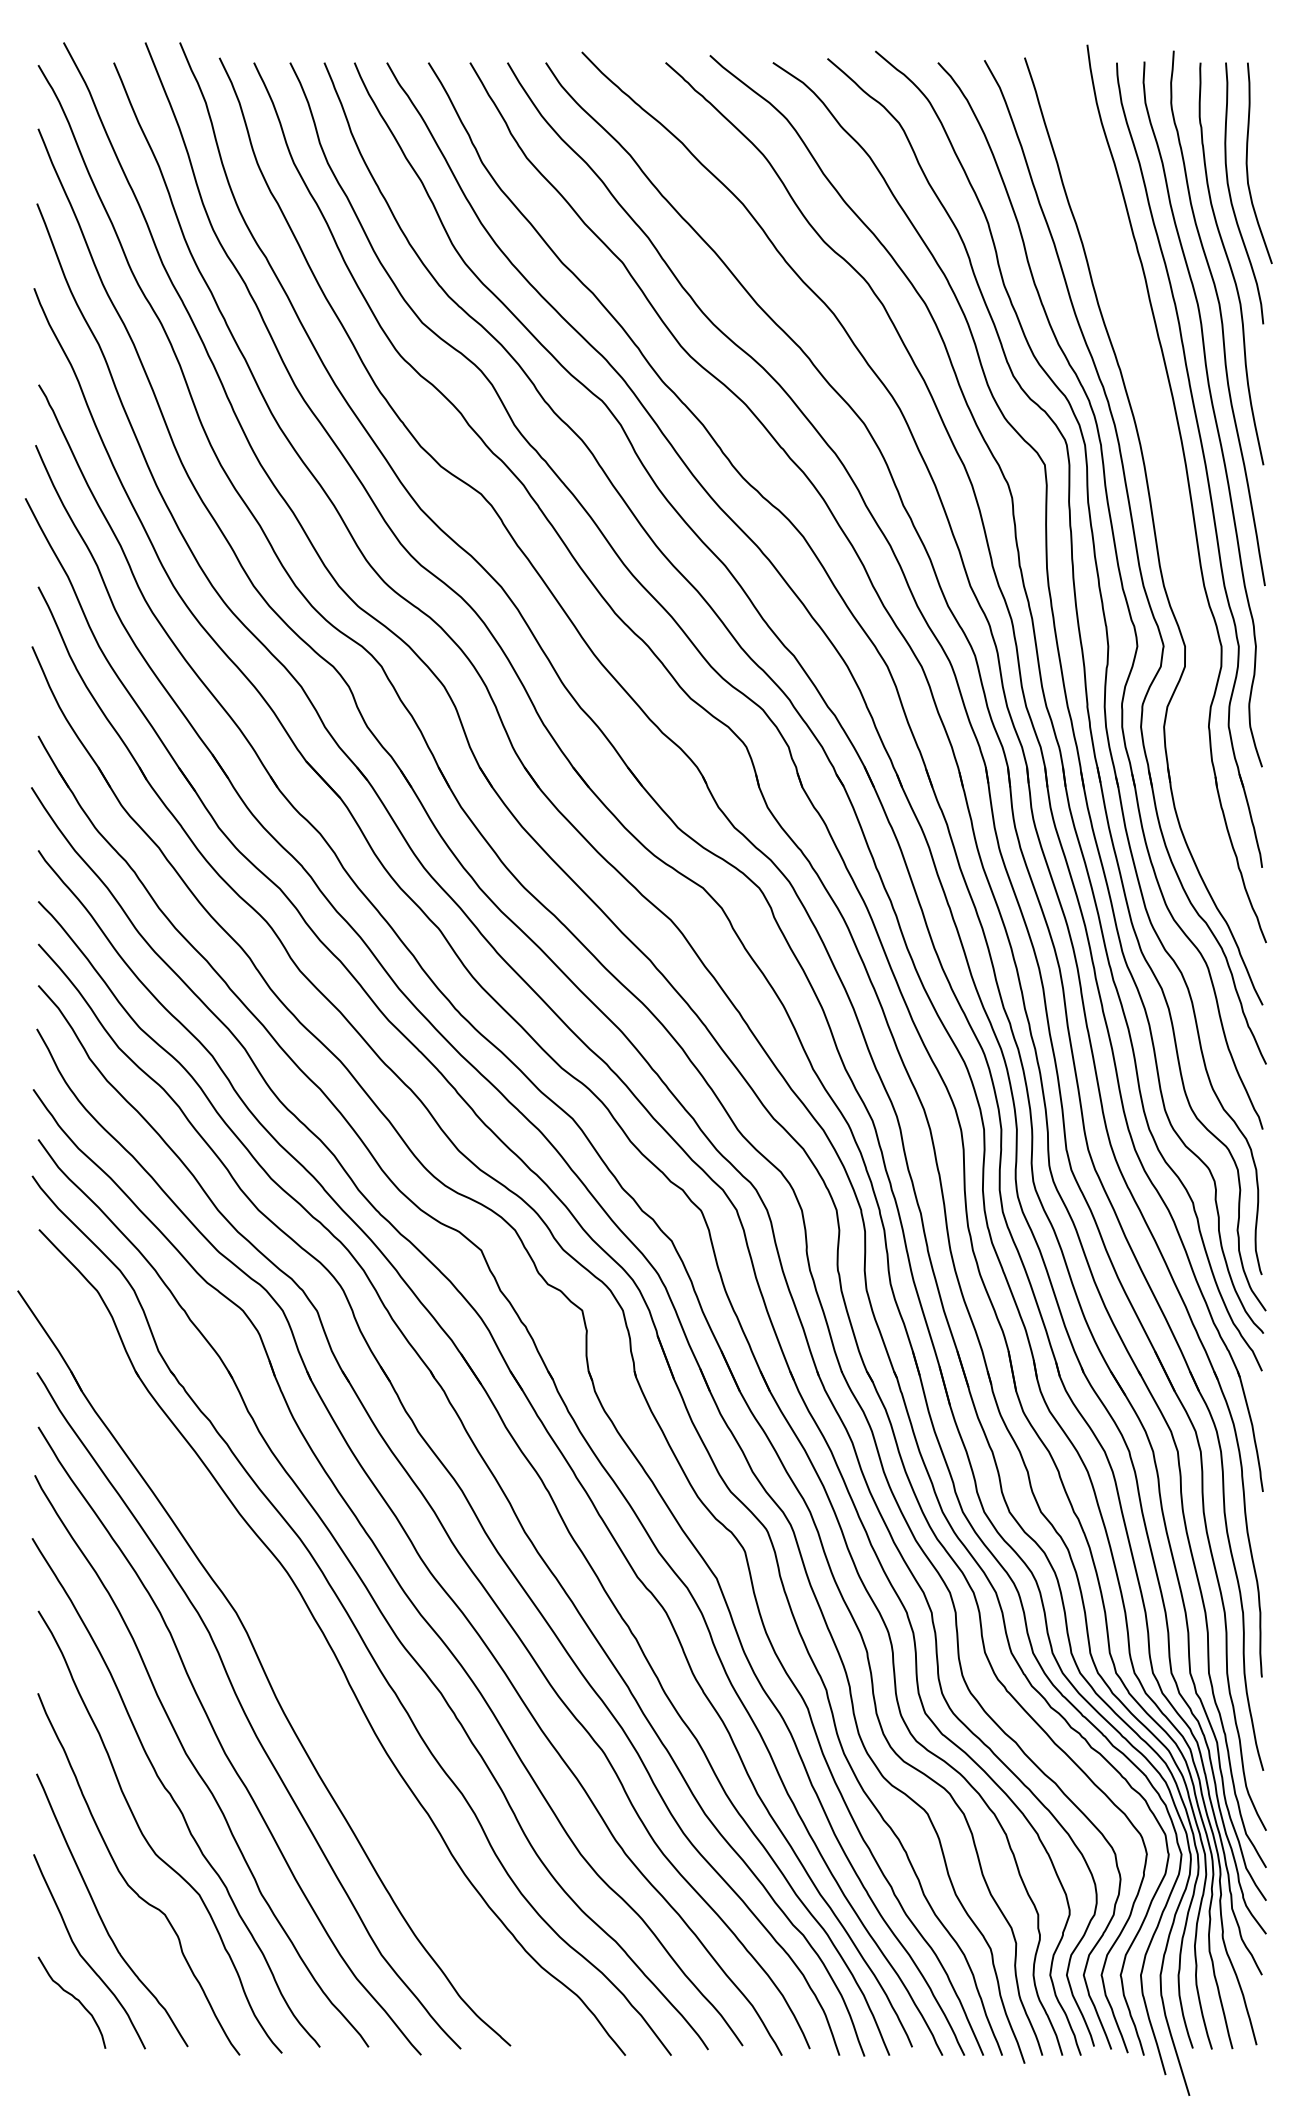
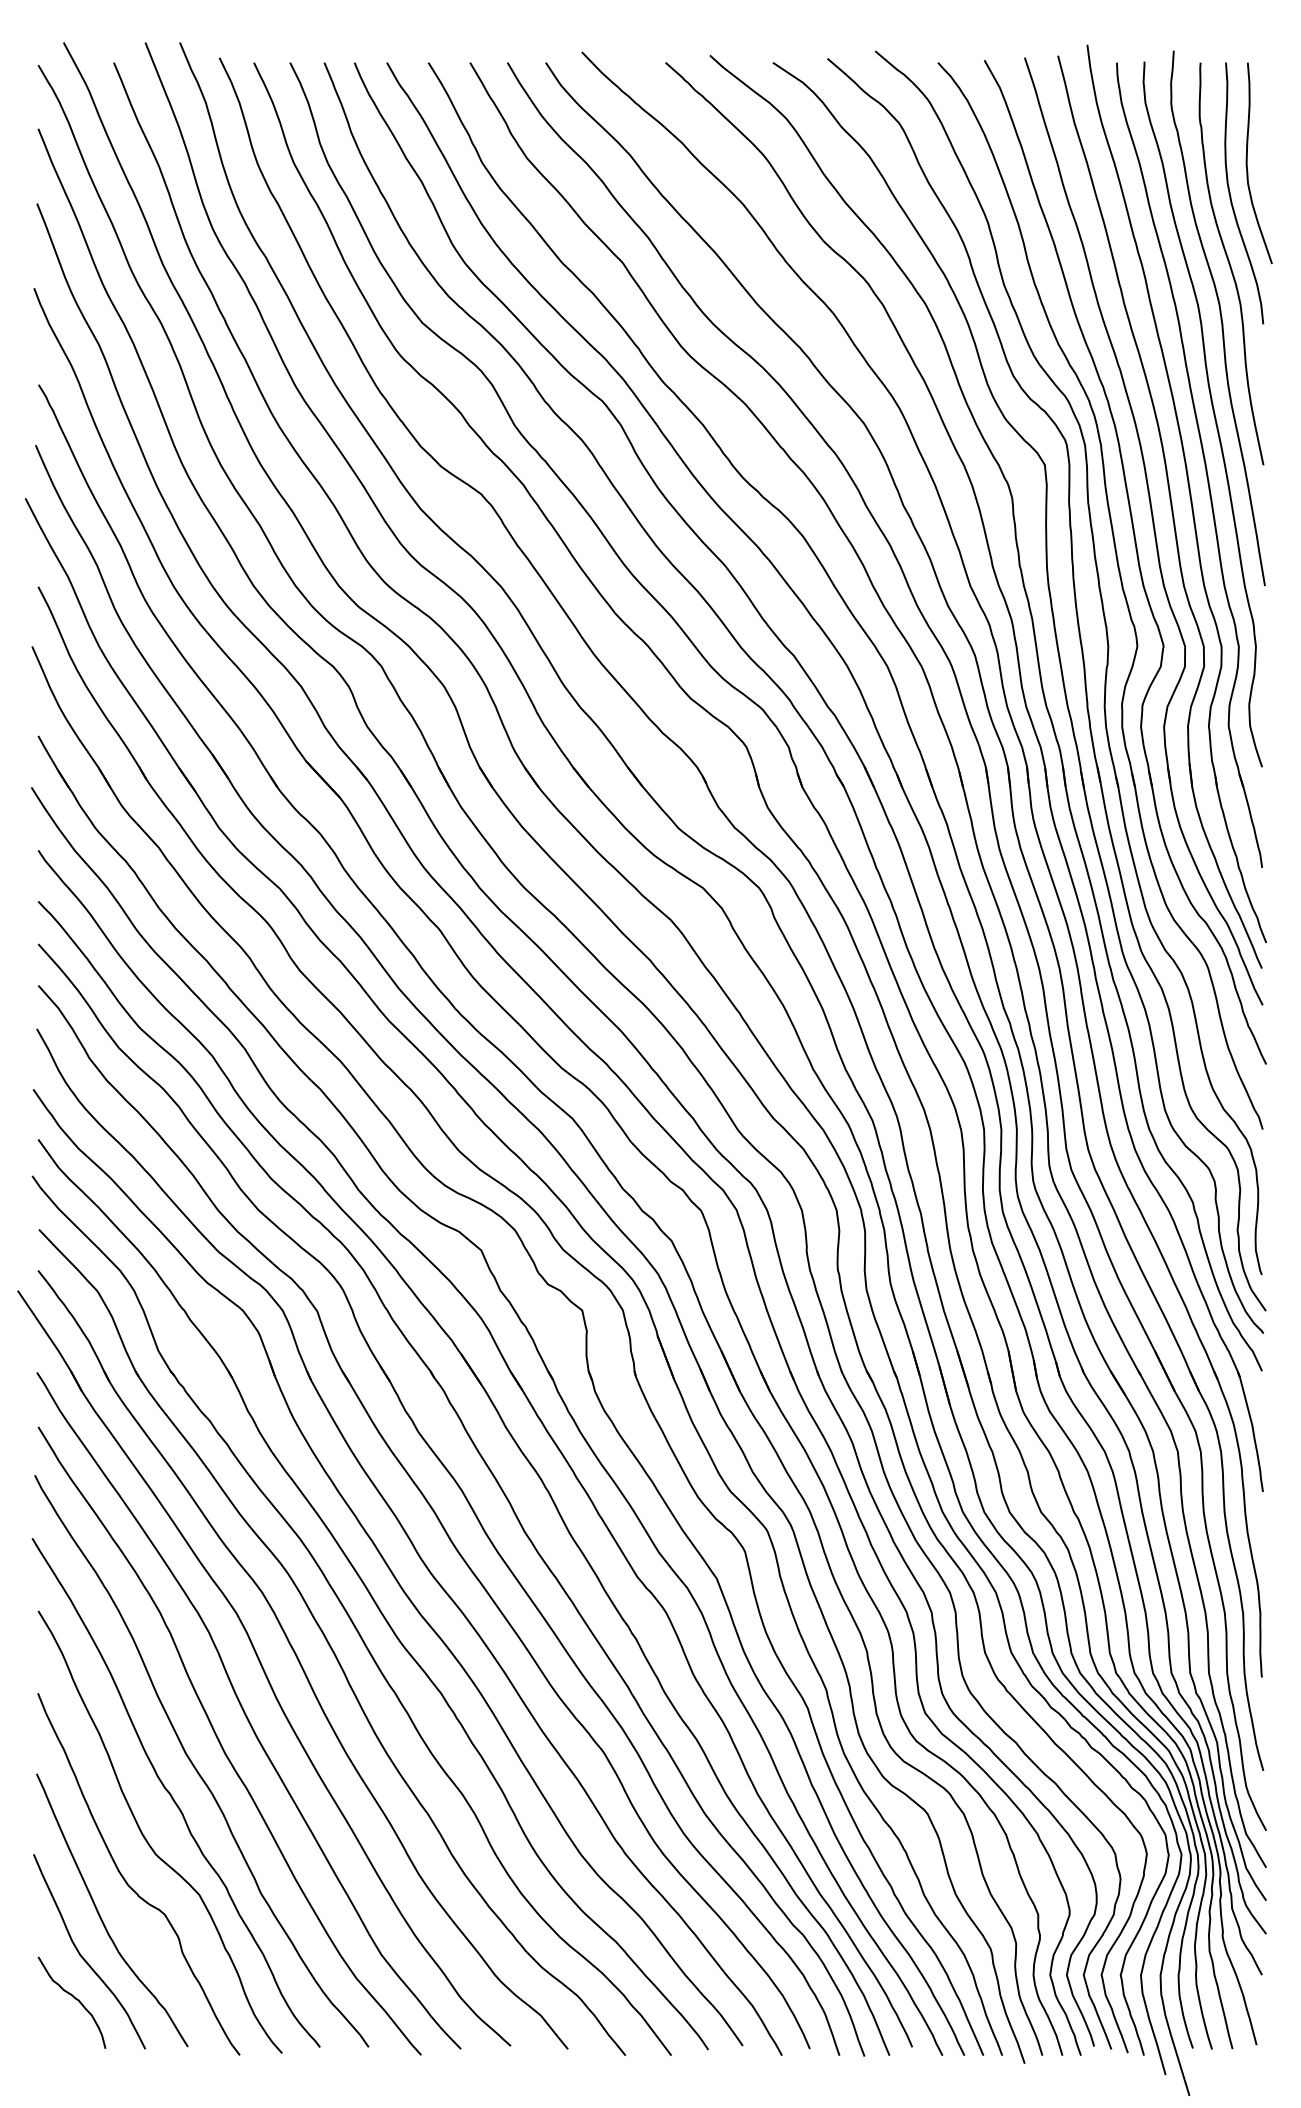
part: none -> present (1171, 511)
part: none -> present (302, 1659)
